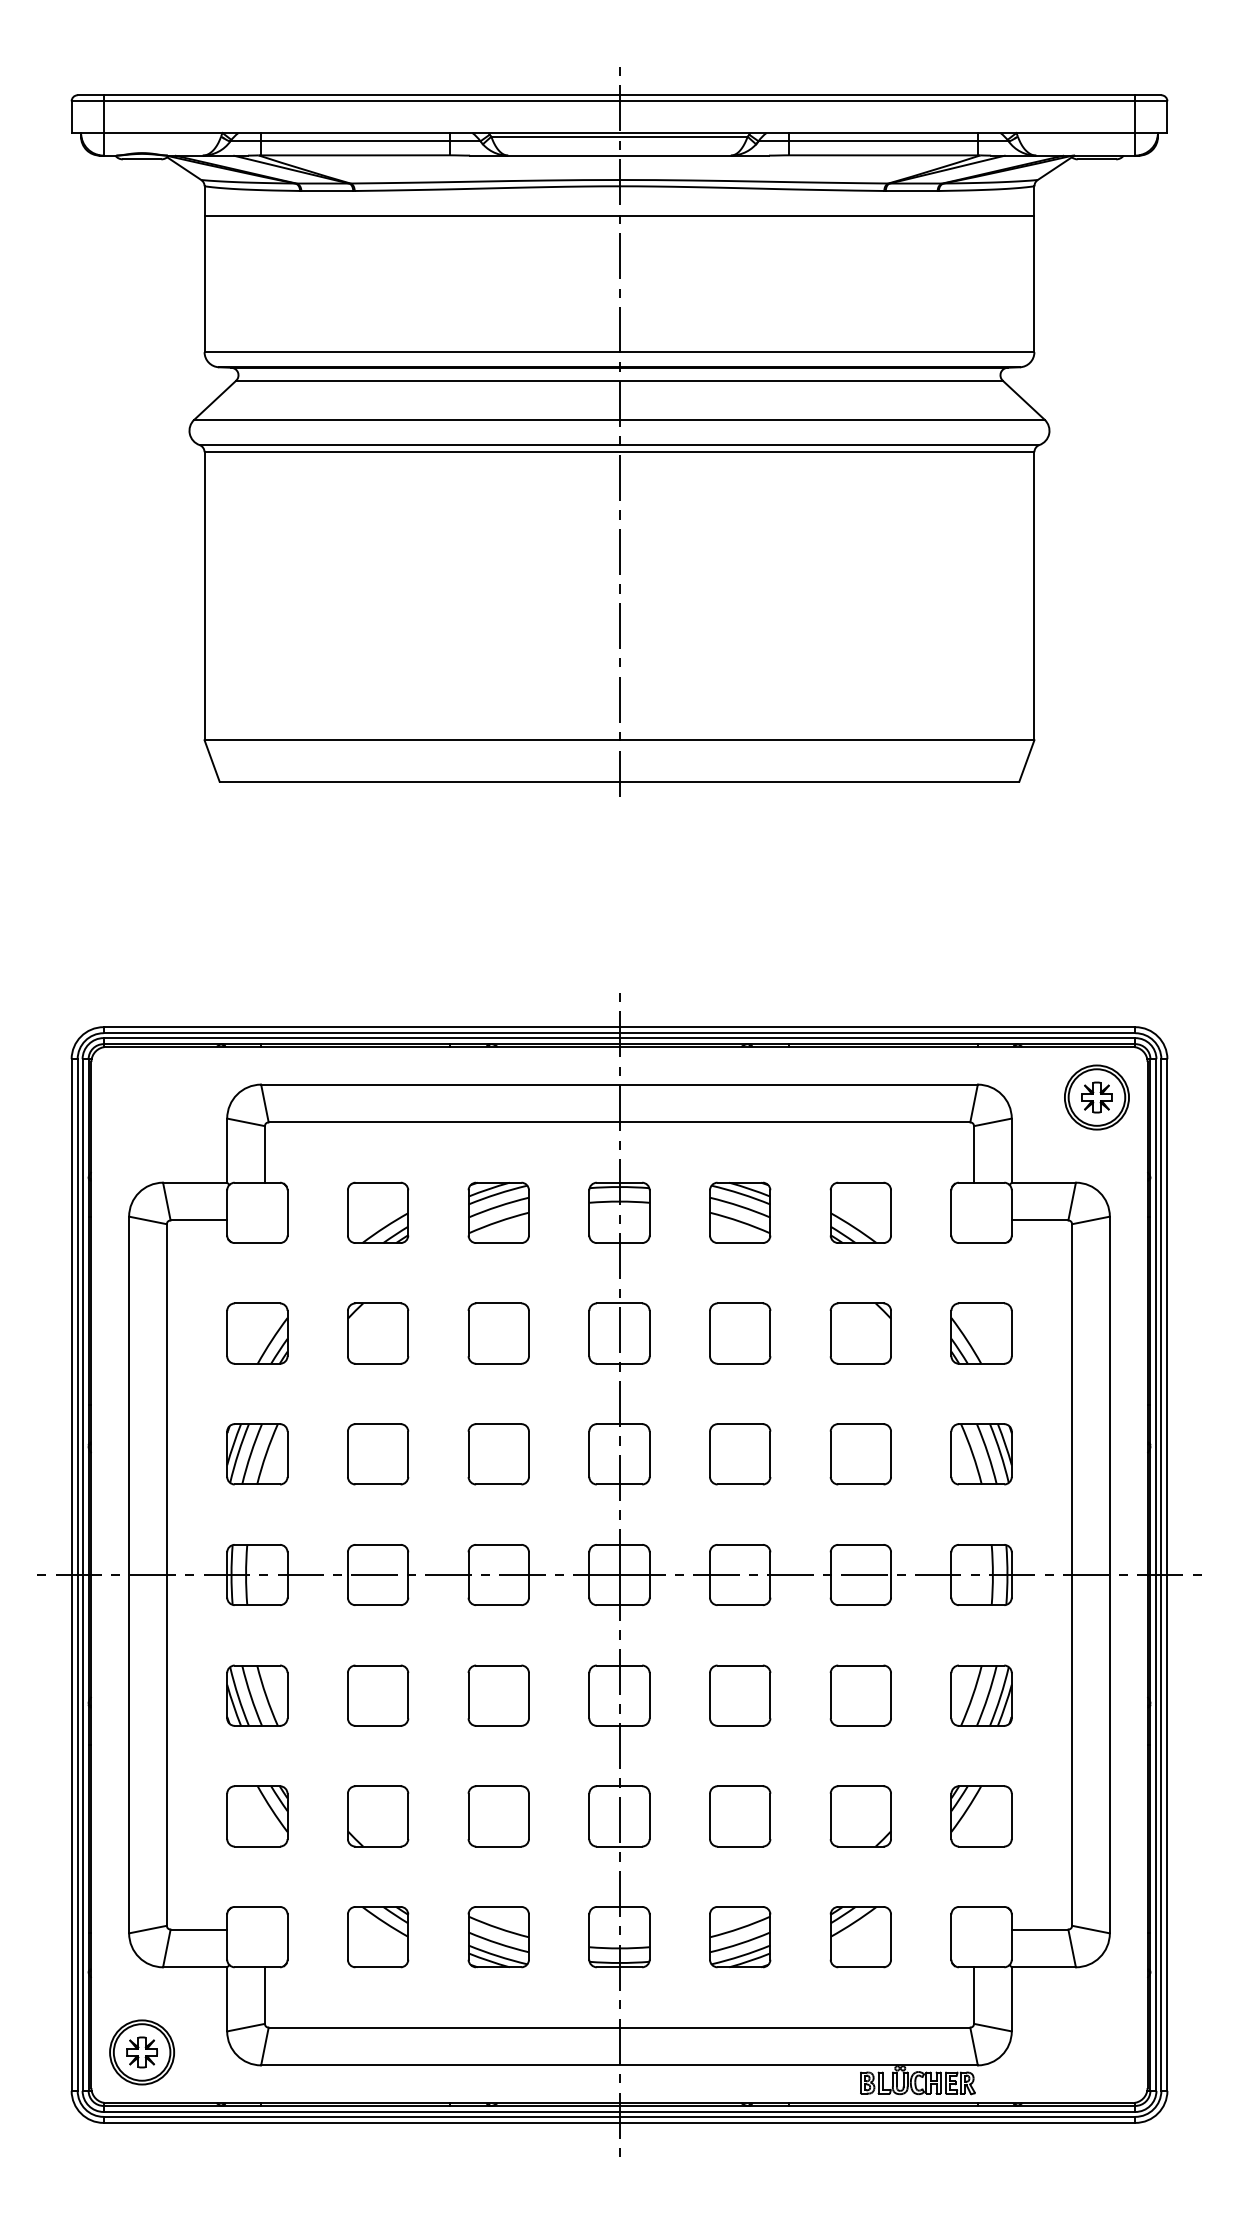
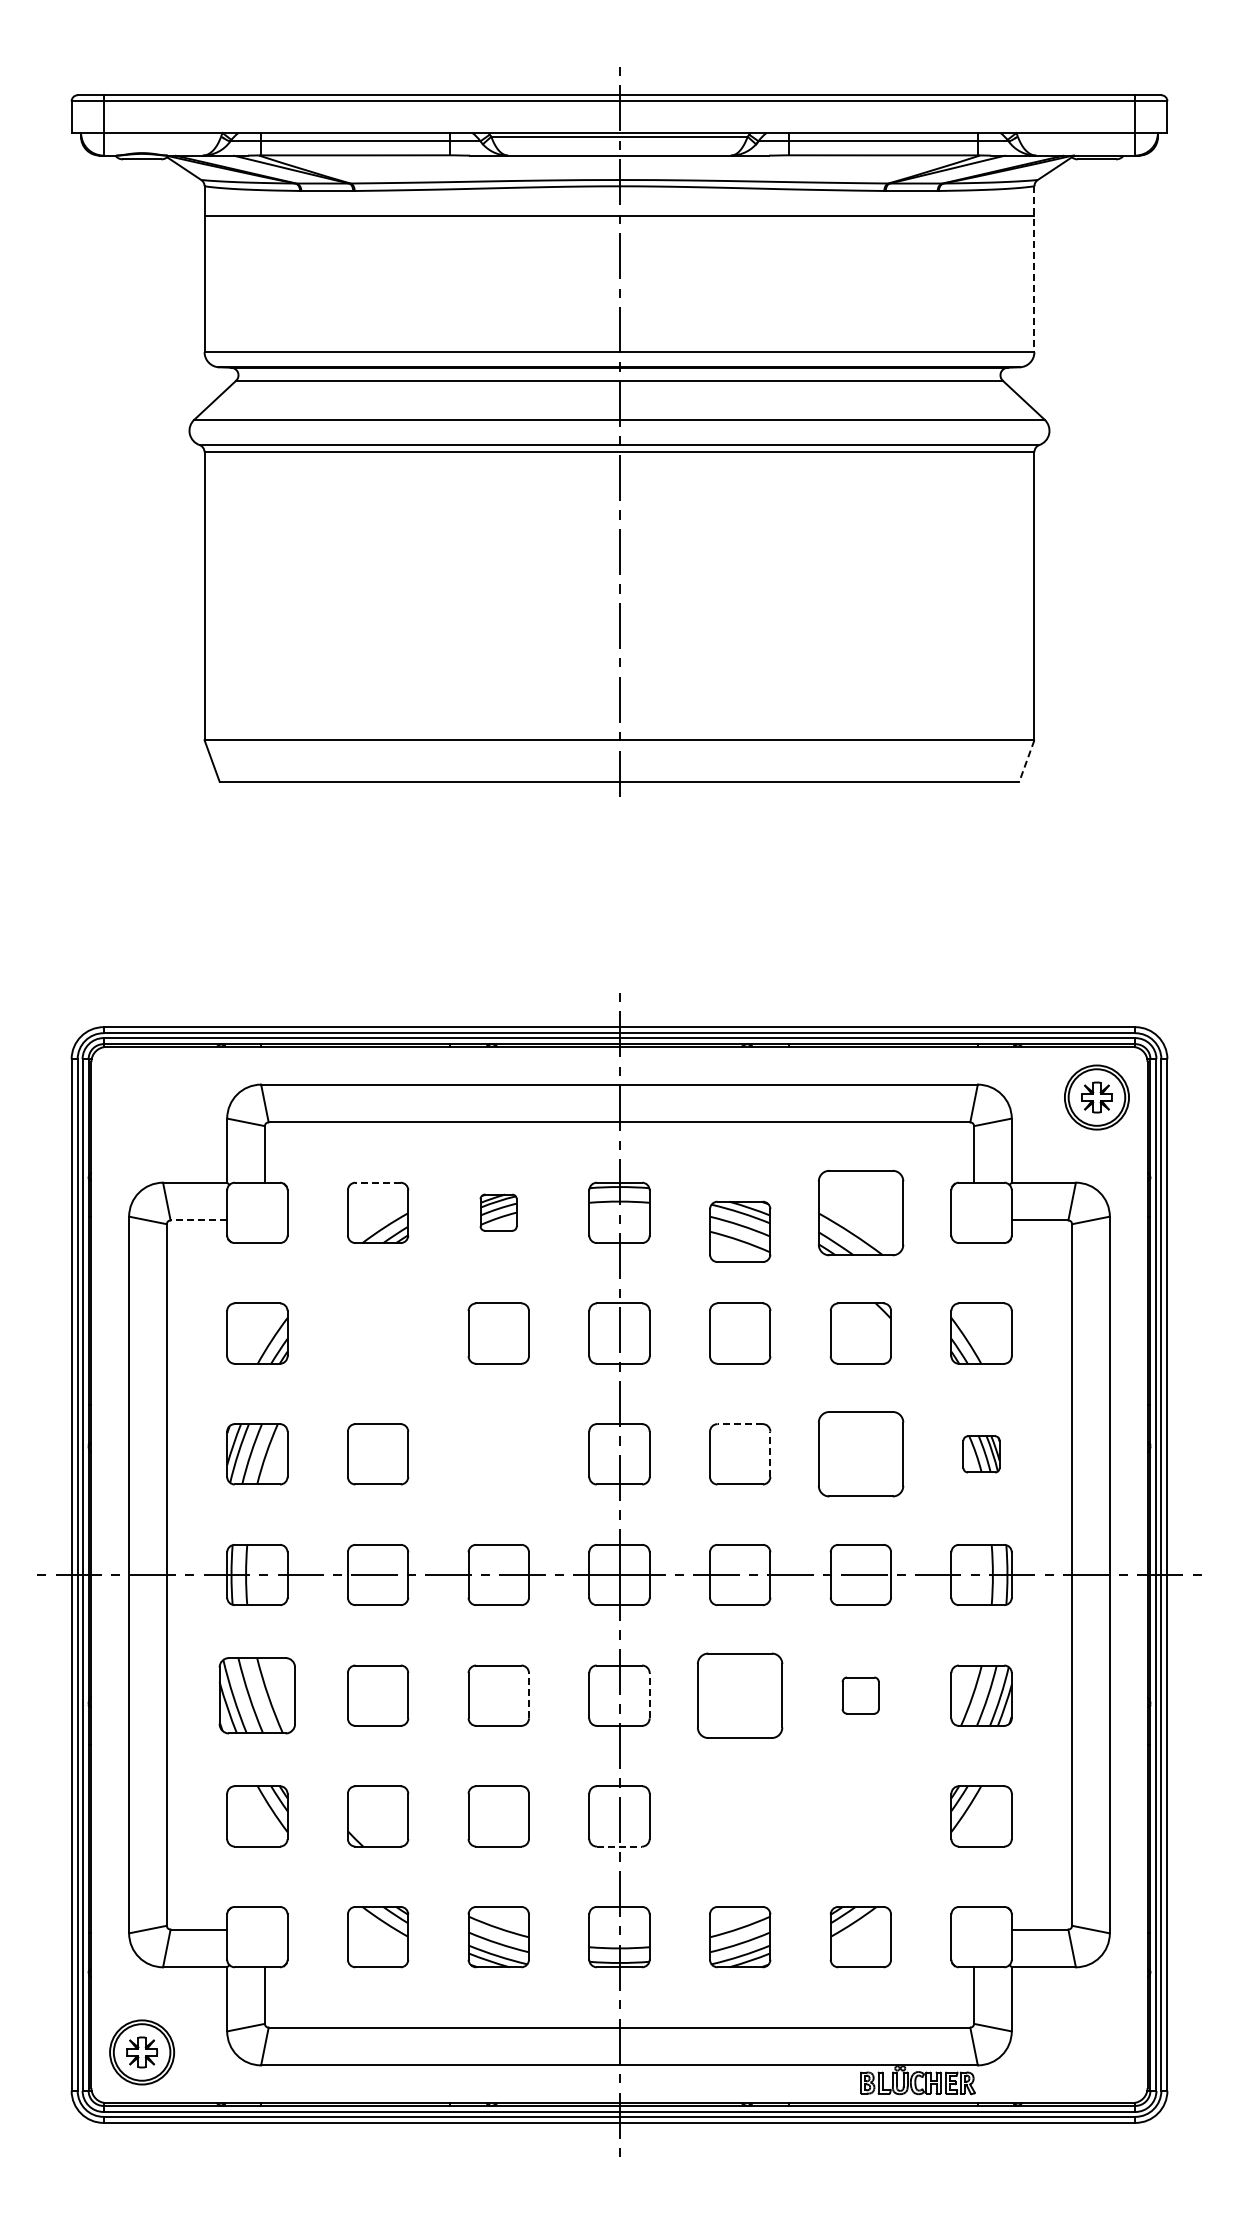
line: solid -> dashed (1034, 269)
line: solid -> dashed (1026, 761)
line: solid -> dashed (378, 1182)
part size: 63x63 px -> 39x39 px (498, 1212)
part position: (740, 1212) -> (740, 1231) (740, 1231)
part size: 63x63 px -> 87x87 px (861, 1213)
line: solid -> dashed (198, 1220)
part: present -> none (378, 1333)
line: solid -> dashed (740, 1424)
part: present -> none (498, 1454)
line: solid -> dashed (770, 1454)
part size: 63x63 px -> 87x87 px (861, 1454)
part size: 63x63 px -> 39x39 px (981, 1454)
part size: 63x63 px -> 78x78 px (256, 1695)
line: solid -> dashed (528, 1695)
line: solid -> dashed (649, 1695)
part size: 63x63 px -> 87x87 px (740, 1695)
part size: 63x63 px -> 39x39 px (860, 1695)
part: present -> none (740, 1816)
part: present -> none (860, 1816)
line: solid -> dashed (619, 1846)
